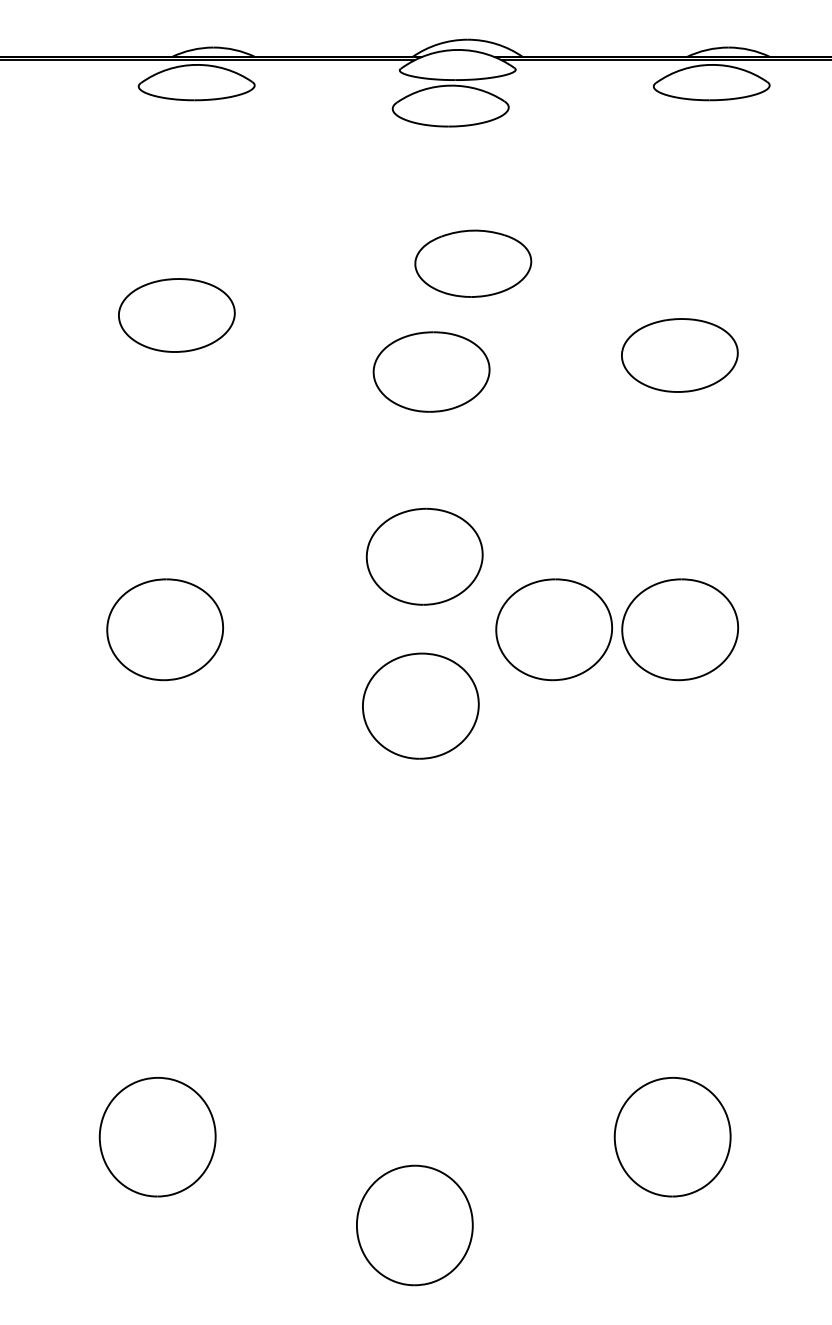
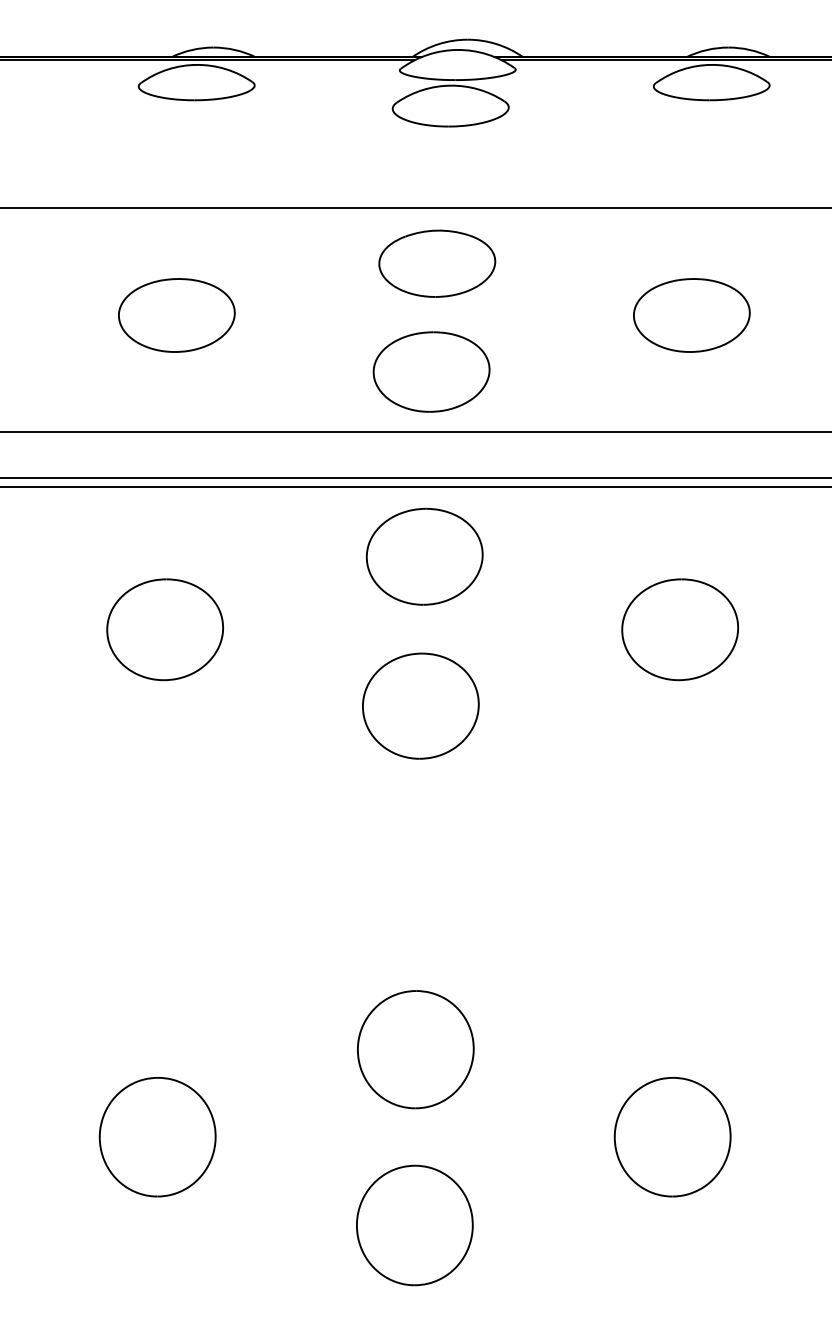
line: none -> present (415, 208)
part position: (473, 263) -> (437, 263) (437, 263)
part position: (679, 355) -> (691, 315) (691, 315)
line: none -> present (415, 432)
line: none -> present (415, 478)
line: none -> present (415, 486)
part: present -> none (553, 629)
part: none -> present (415, 1049)
